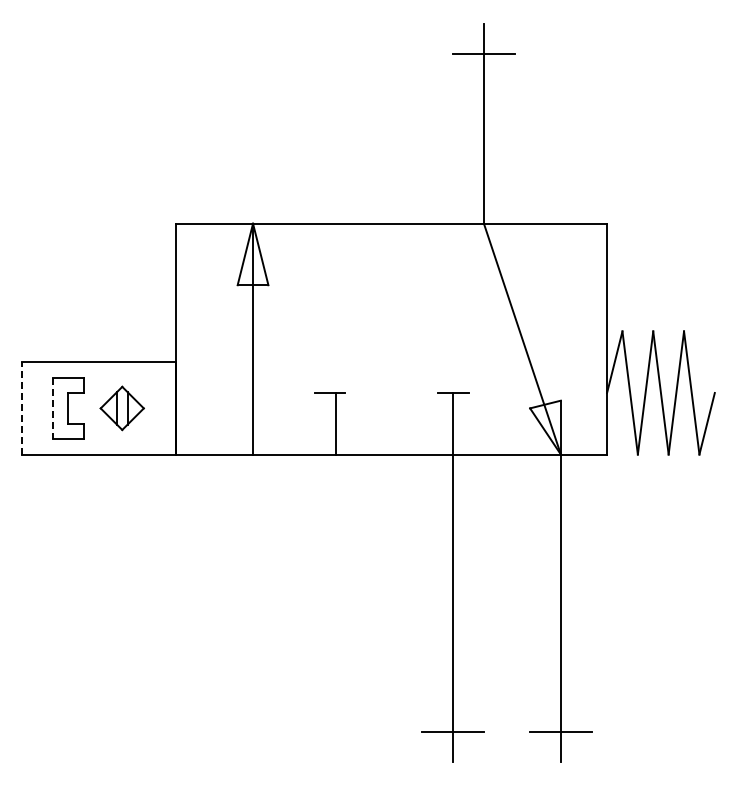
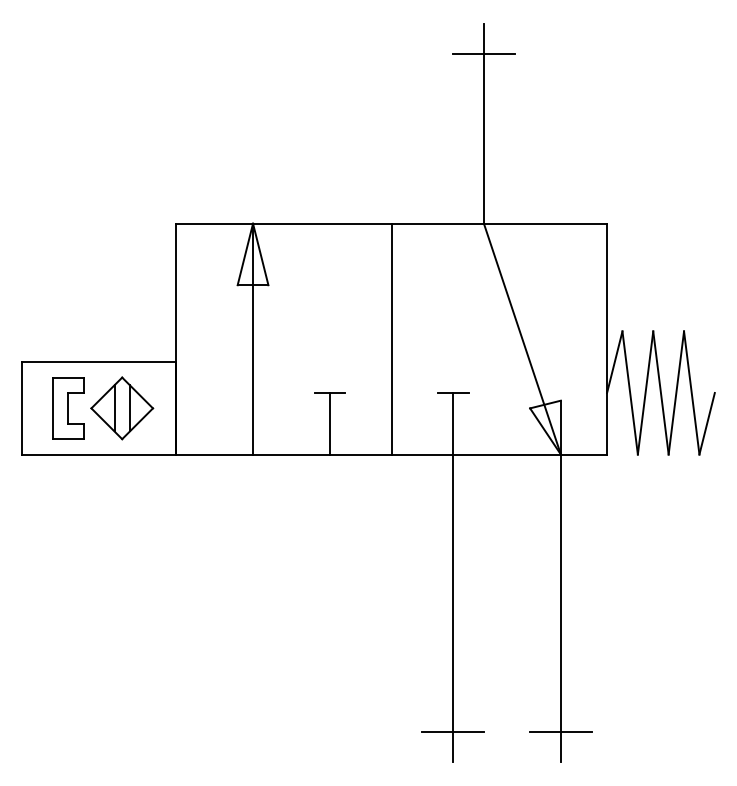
line: none -> present (391, 338)
line: dashed -> solid (22, 407)
line: dashed -> solid (52, 408)
part size: 46x47 px -> 65x65 px (122, 408)
line position: (336, 423) -> (330, 423) (330, 423)
